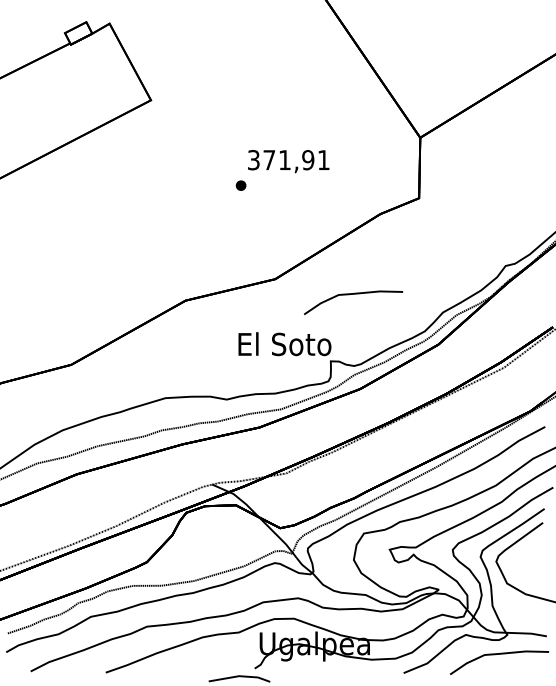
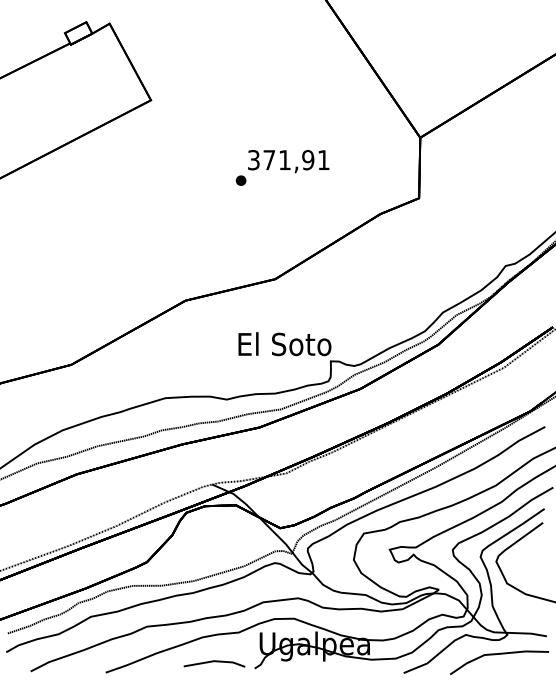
part position: (240, 185) -> (240, 180) (240, 180)
curve: present -> none (353, 294)
line position: (239, 677) -> (214, 662) (214, 662)
